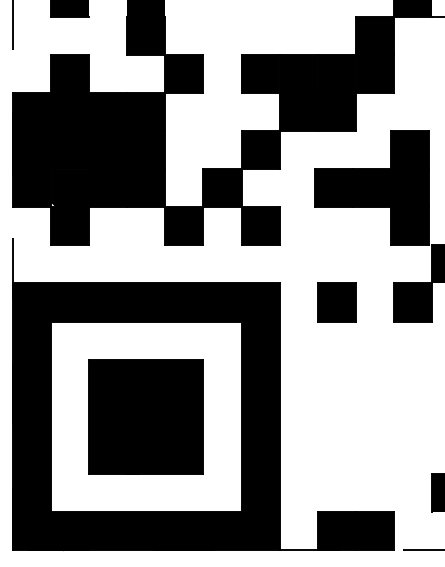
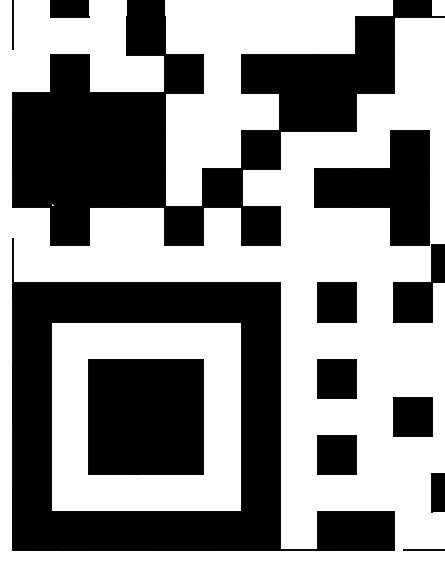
part: none -> present (336, 378)
part: none -> present (412, 416)
part: none -> present (336, 454)
